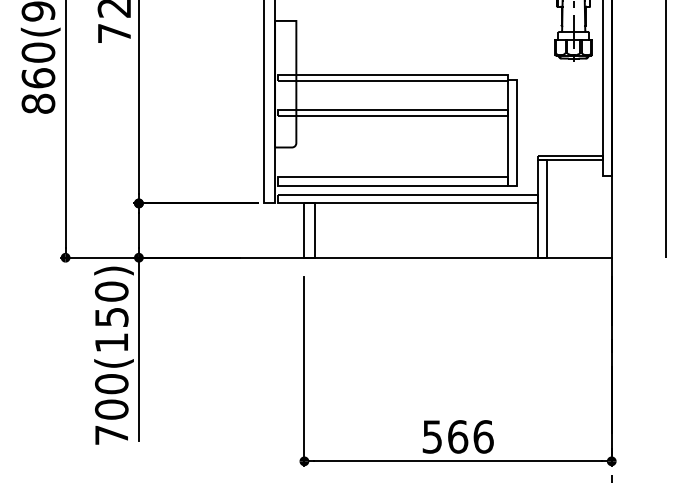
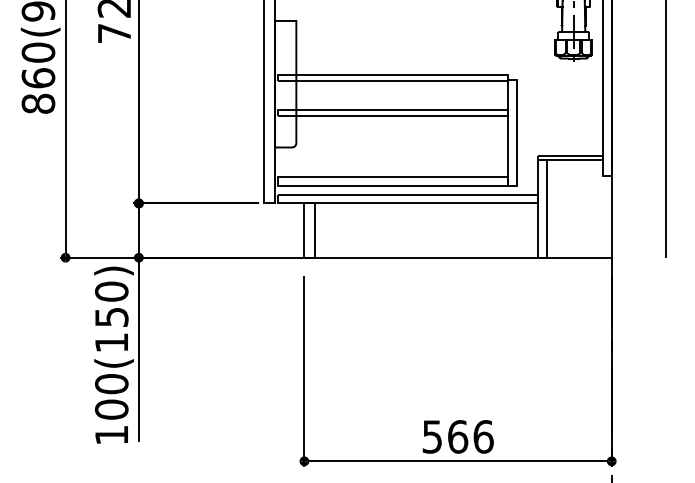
text: 700(150) -> 100(150) (111, 434)
